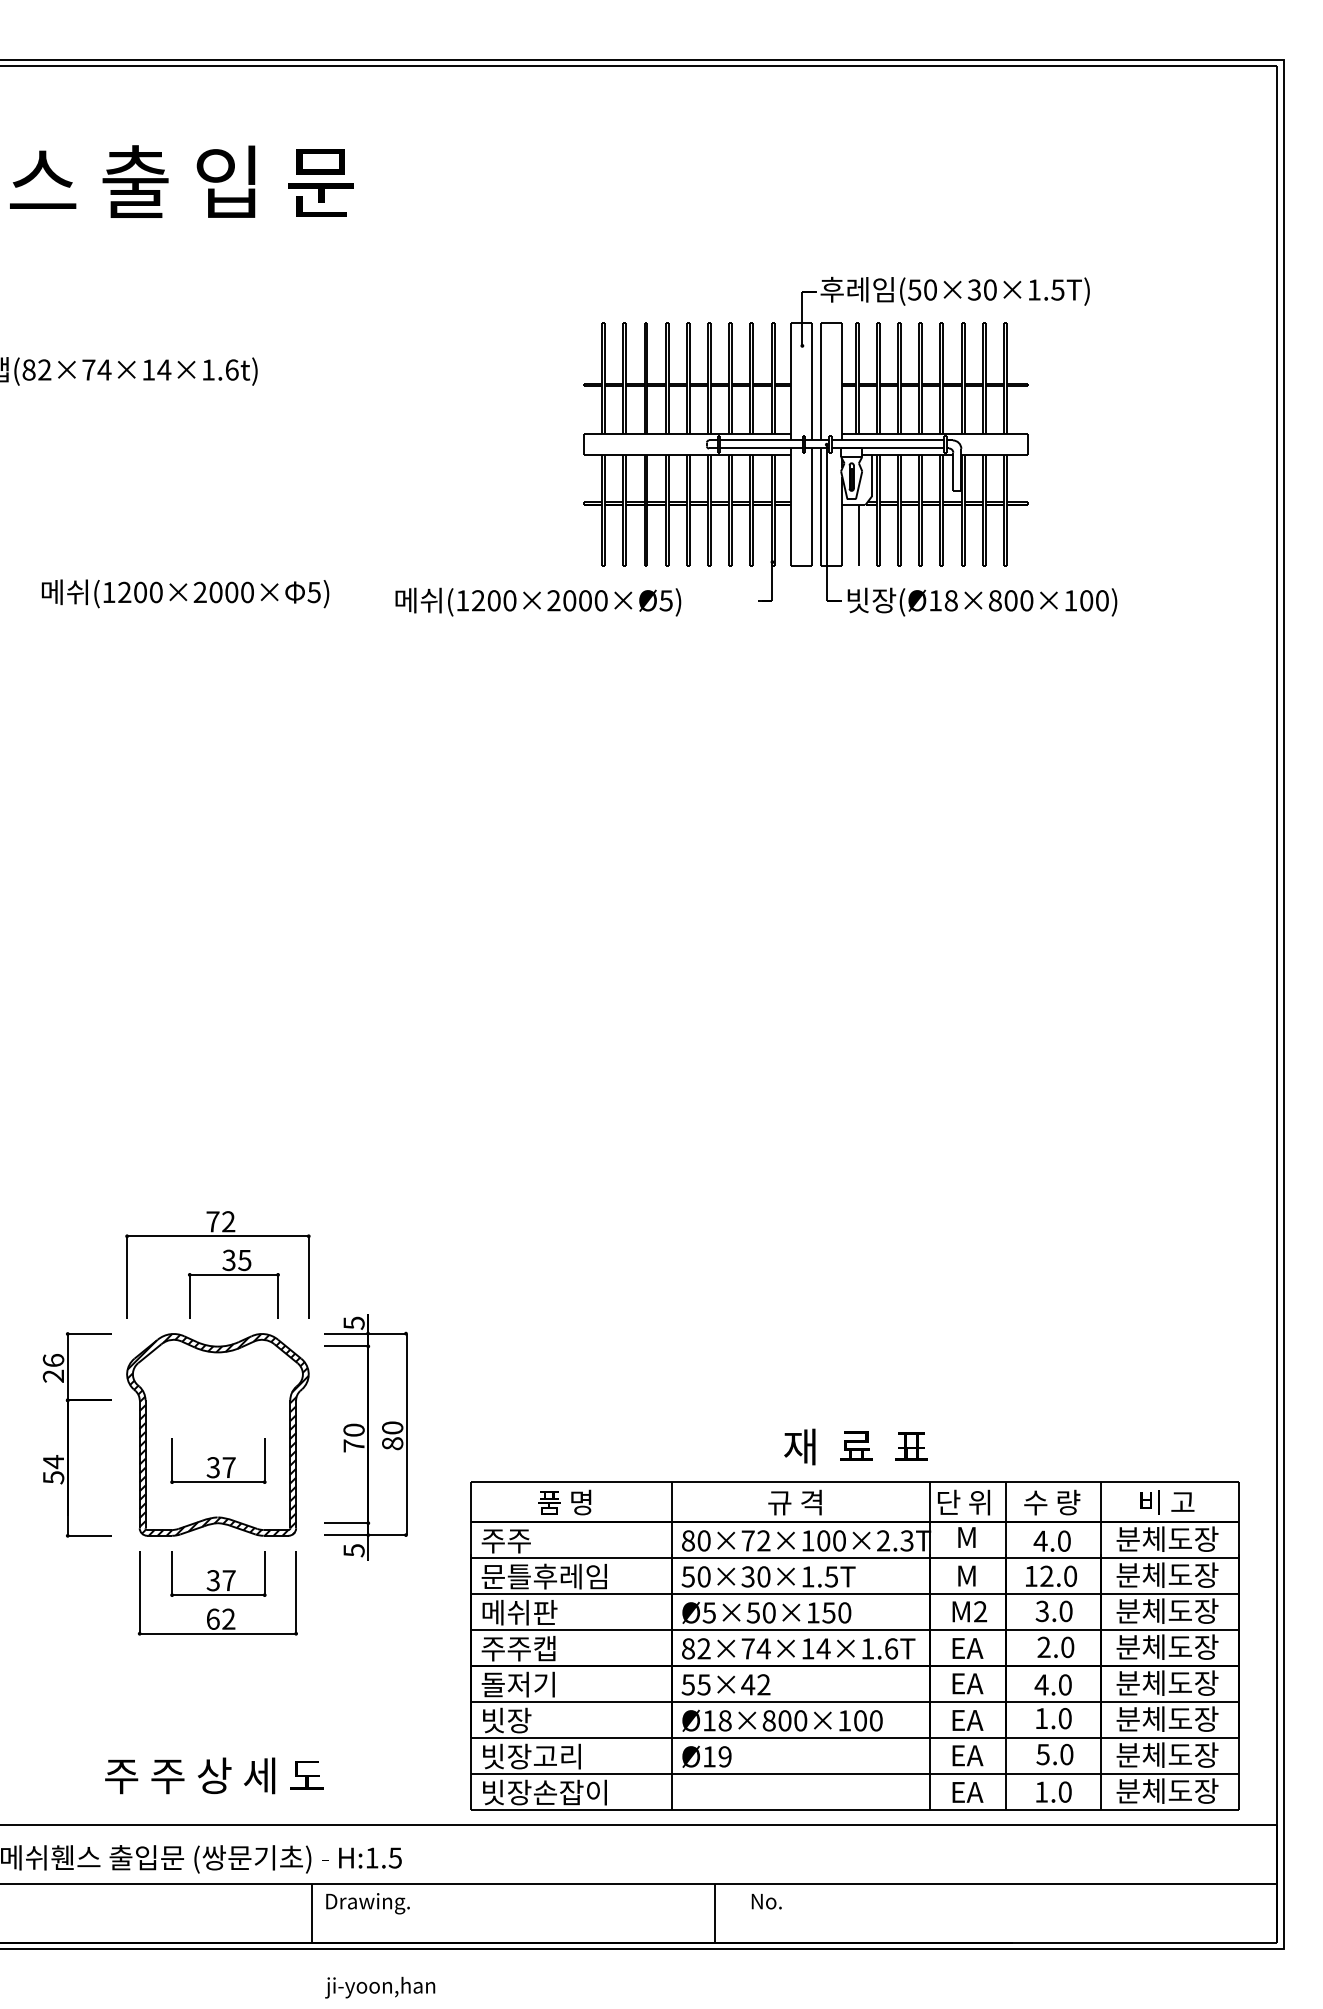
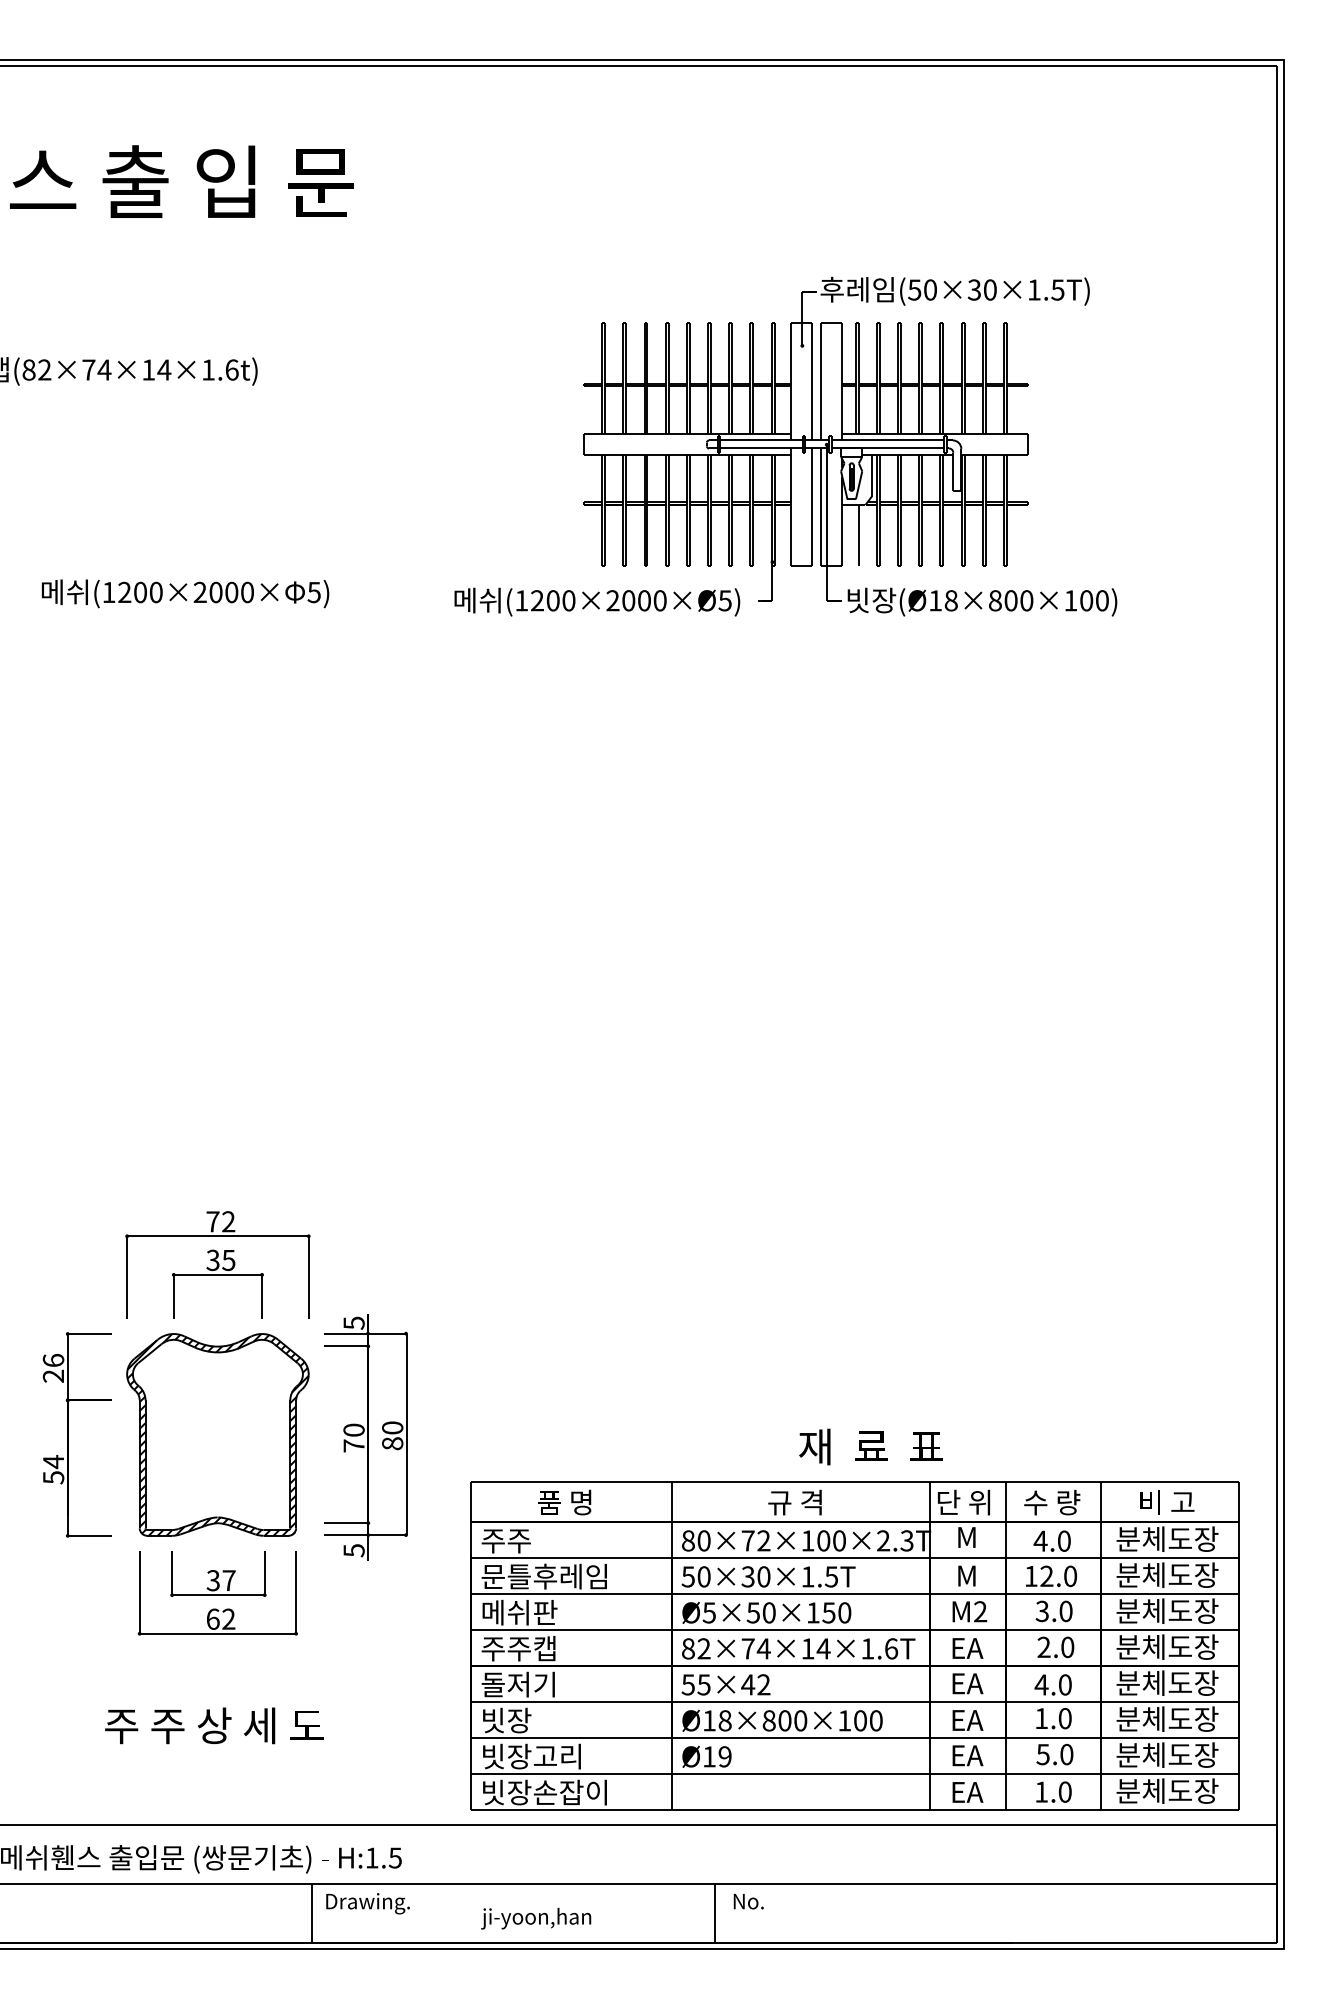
text position: (538, 601) -> (597, 601) (597, 601)
part position: (233, 1275) -> (217, 1275) (217, 1275)
text position: (855, 1446) -> (870, 1446) (870, 1446)
part: present -> none (218, 1460)
text position: (214, 1775) -> (214, 1725) (214, 1725)
text position: (766, 1901) -> (748, 1901) (748, 1901)
text position: (380, 1987) -> (536, 1918) (536, 1918)
